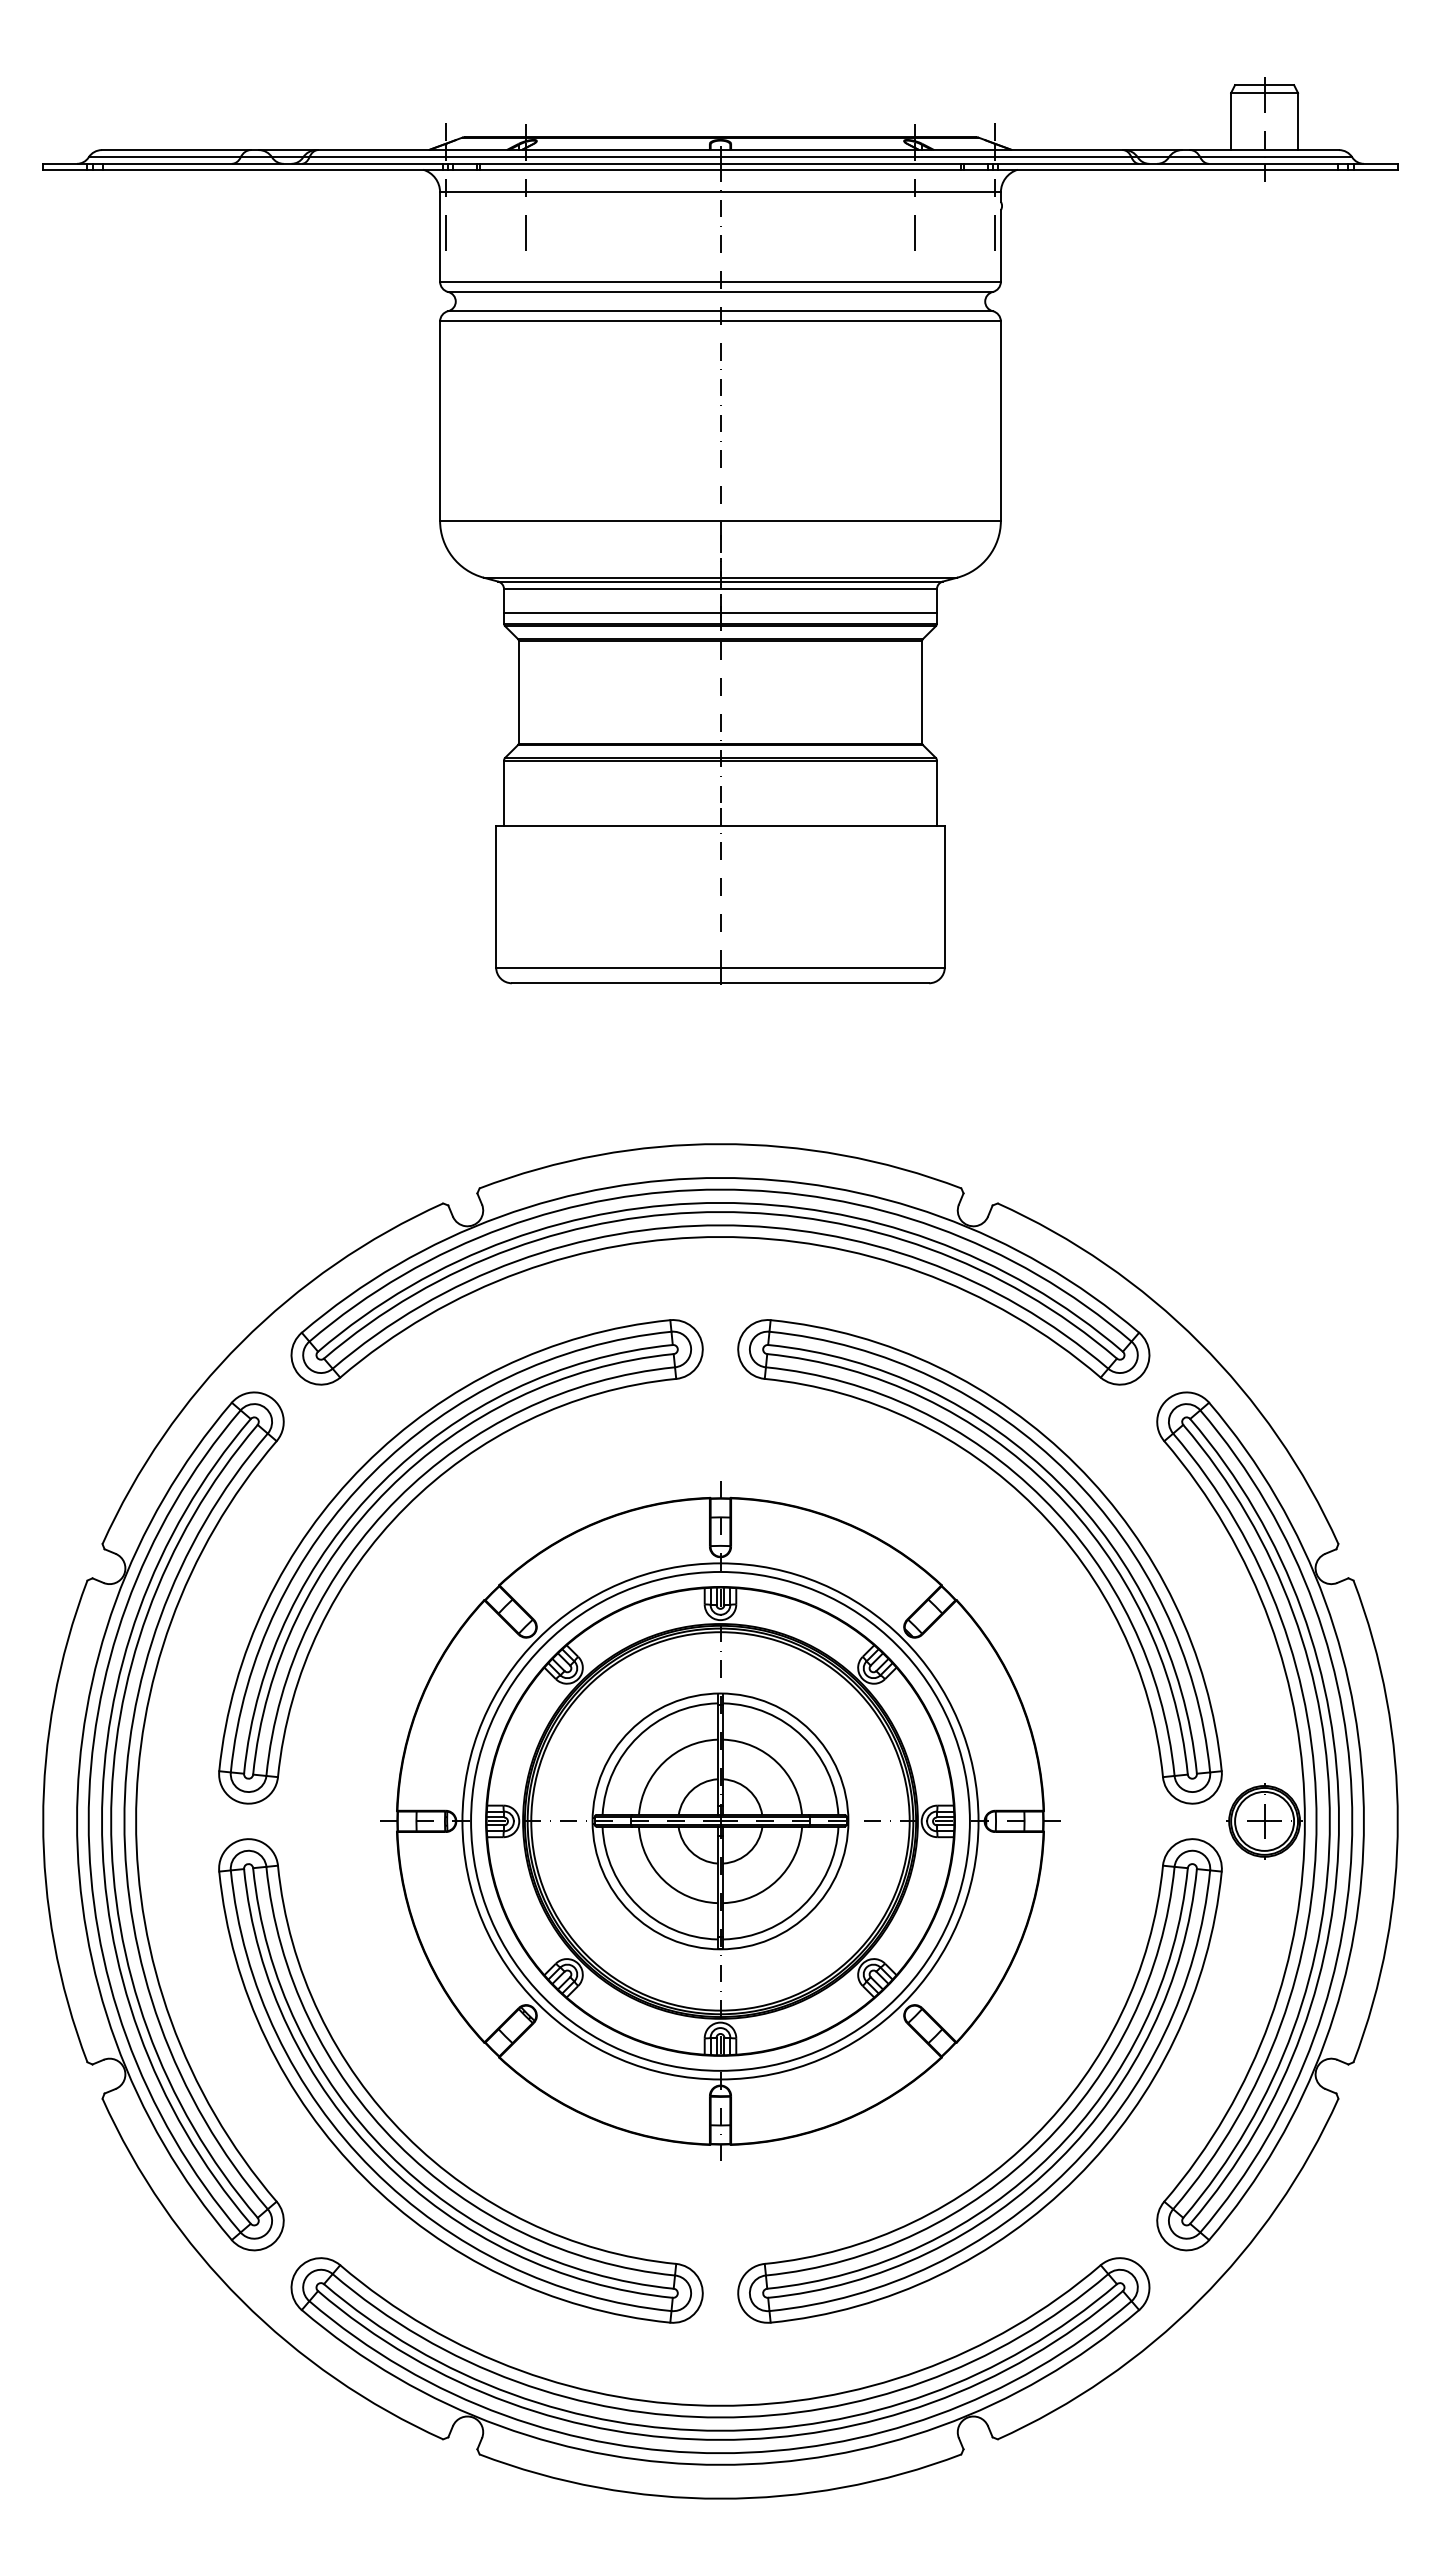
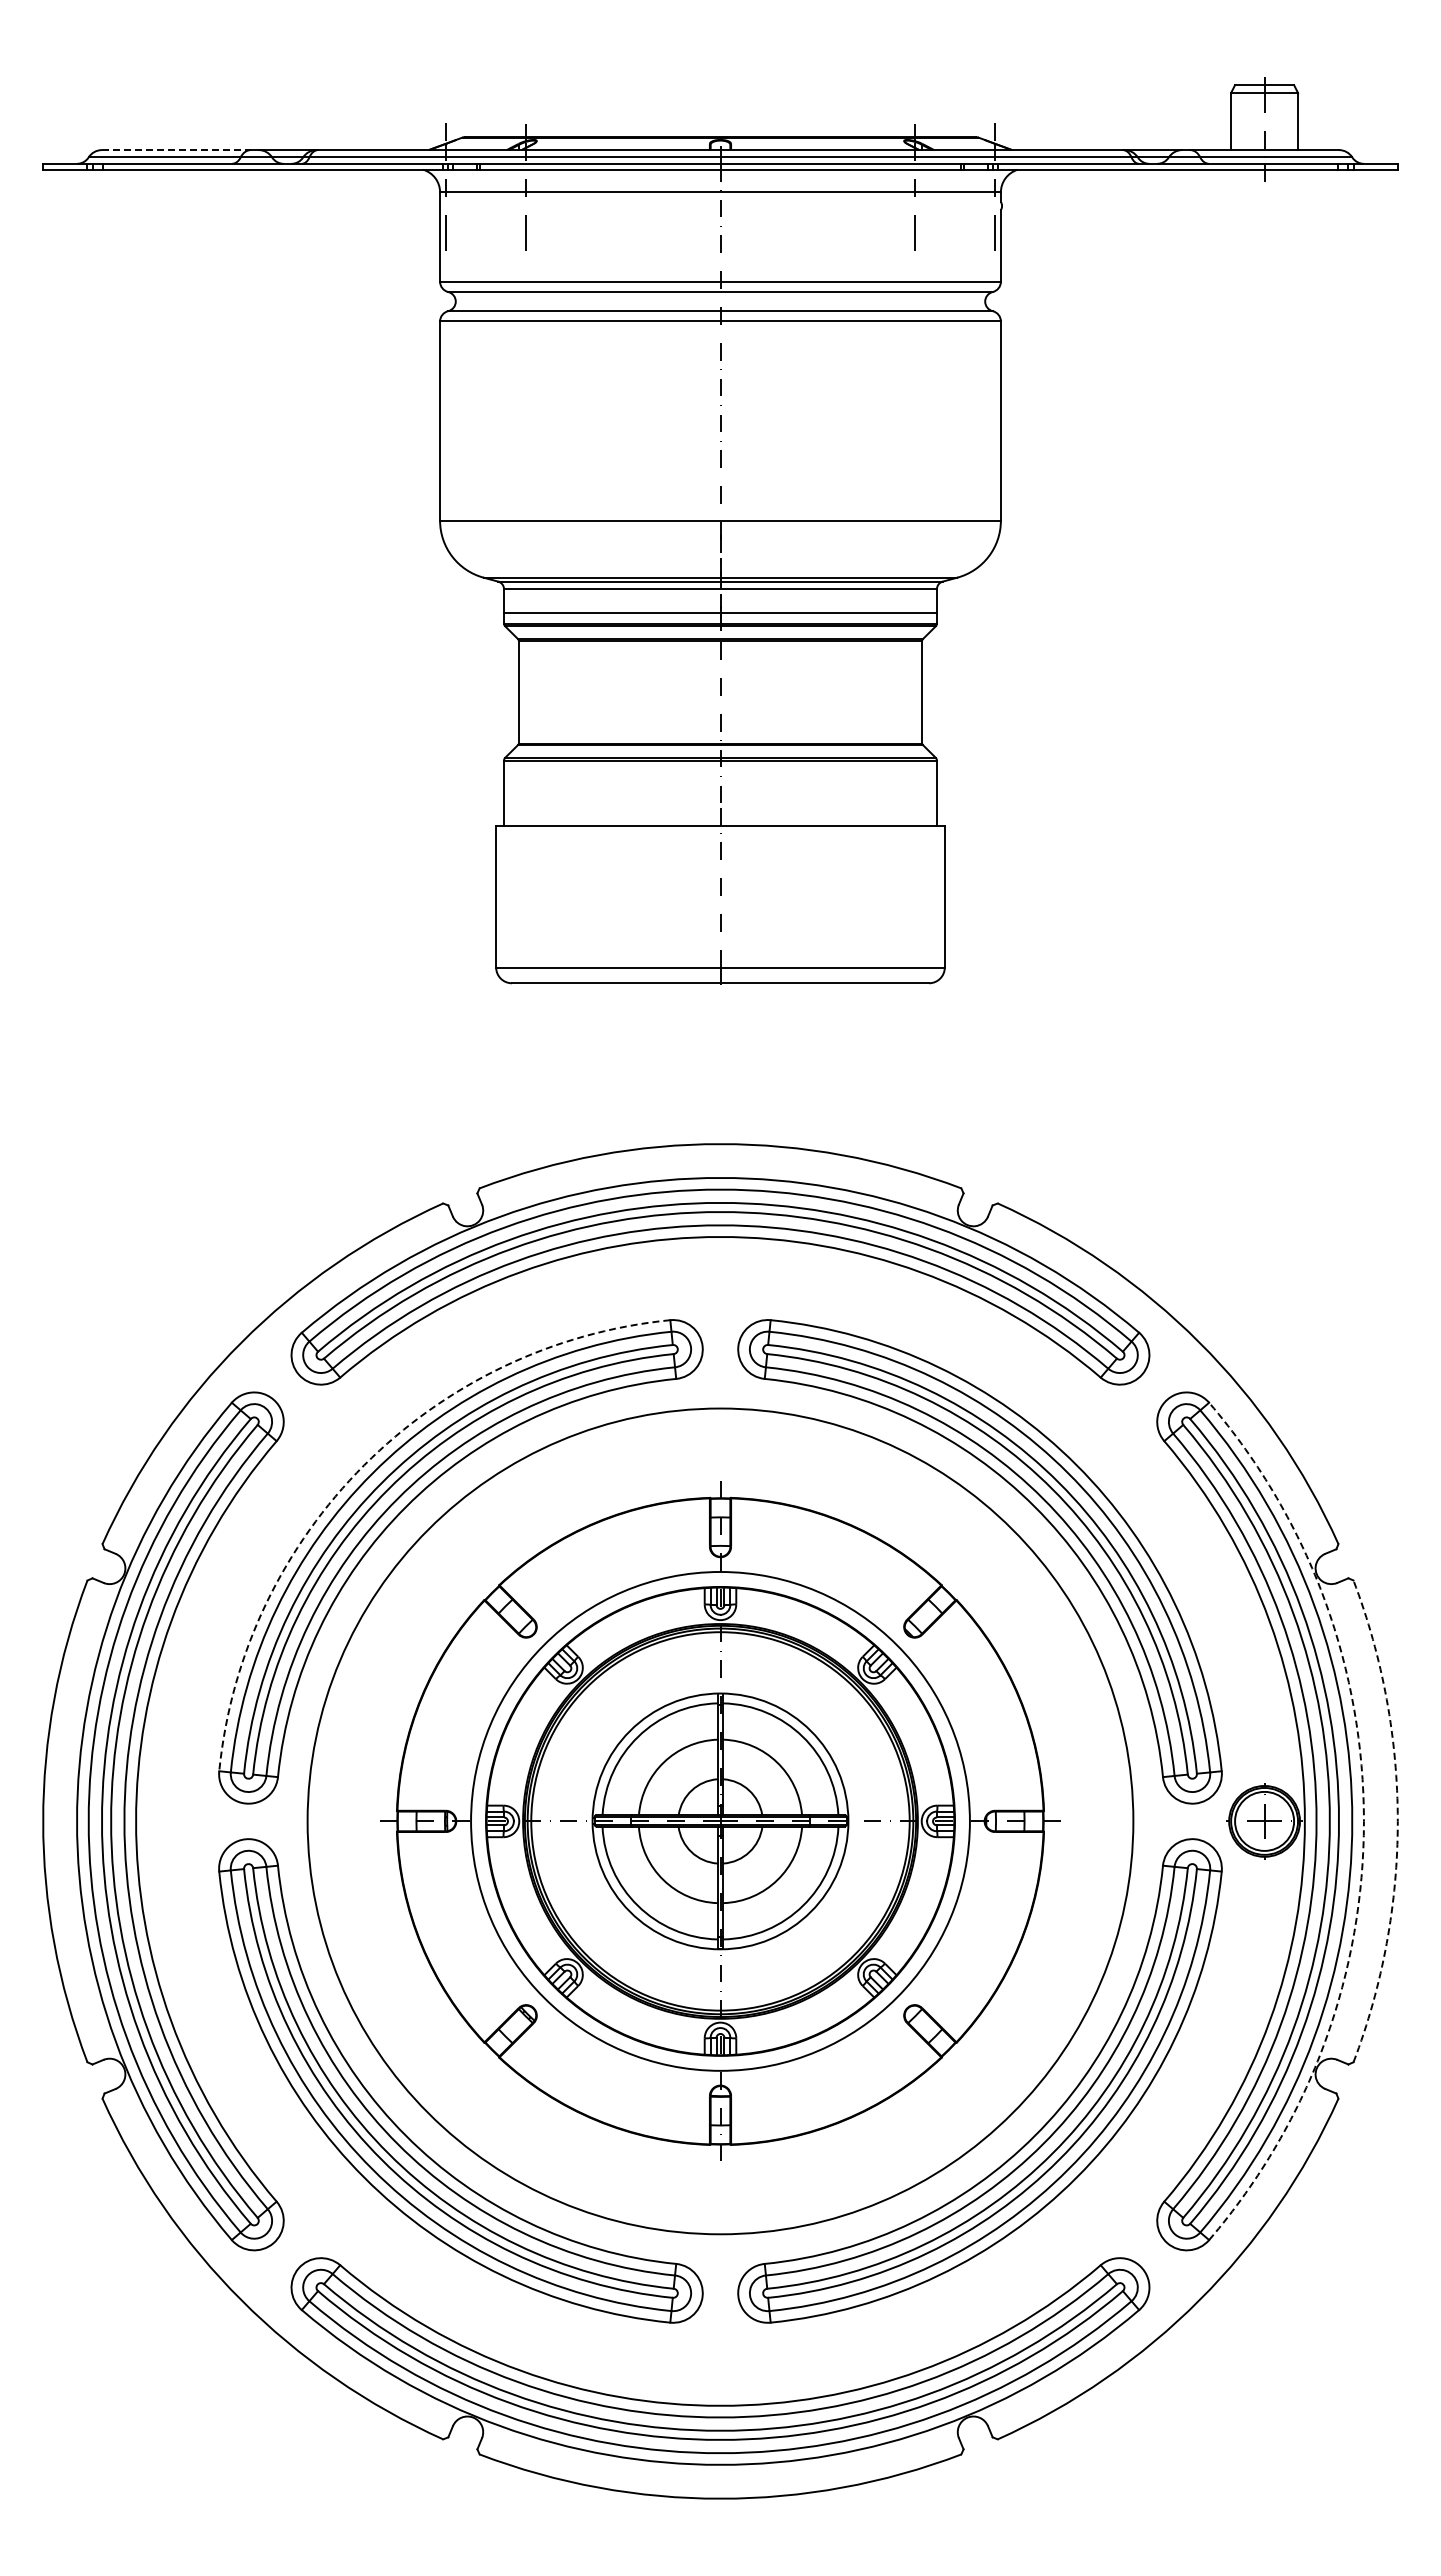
line: solid -> dashed (176, 150)
arc: solid -> dashed (364, 1465)
circle diameter: 516 px -> 826 px (720, 1821)
arc: solid -> dashed (1363, 1821)
arc: solid -> dashed (1397, 1821)
